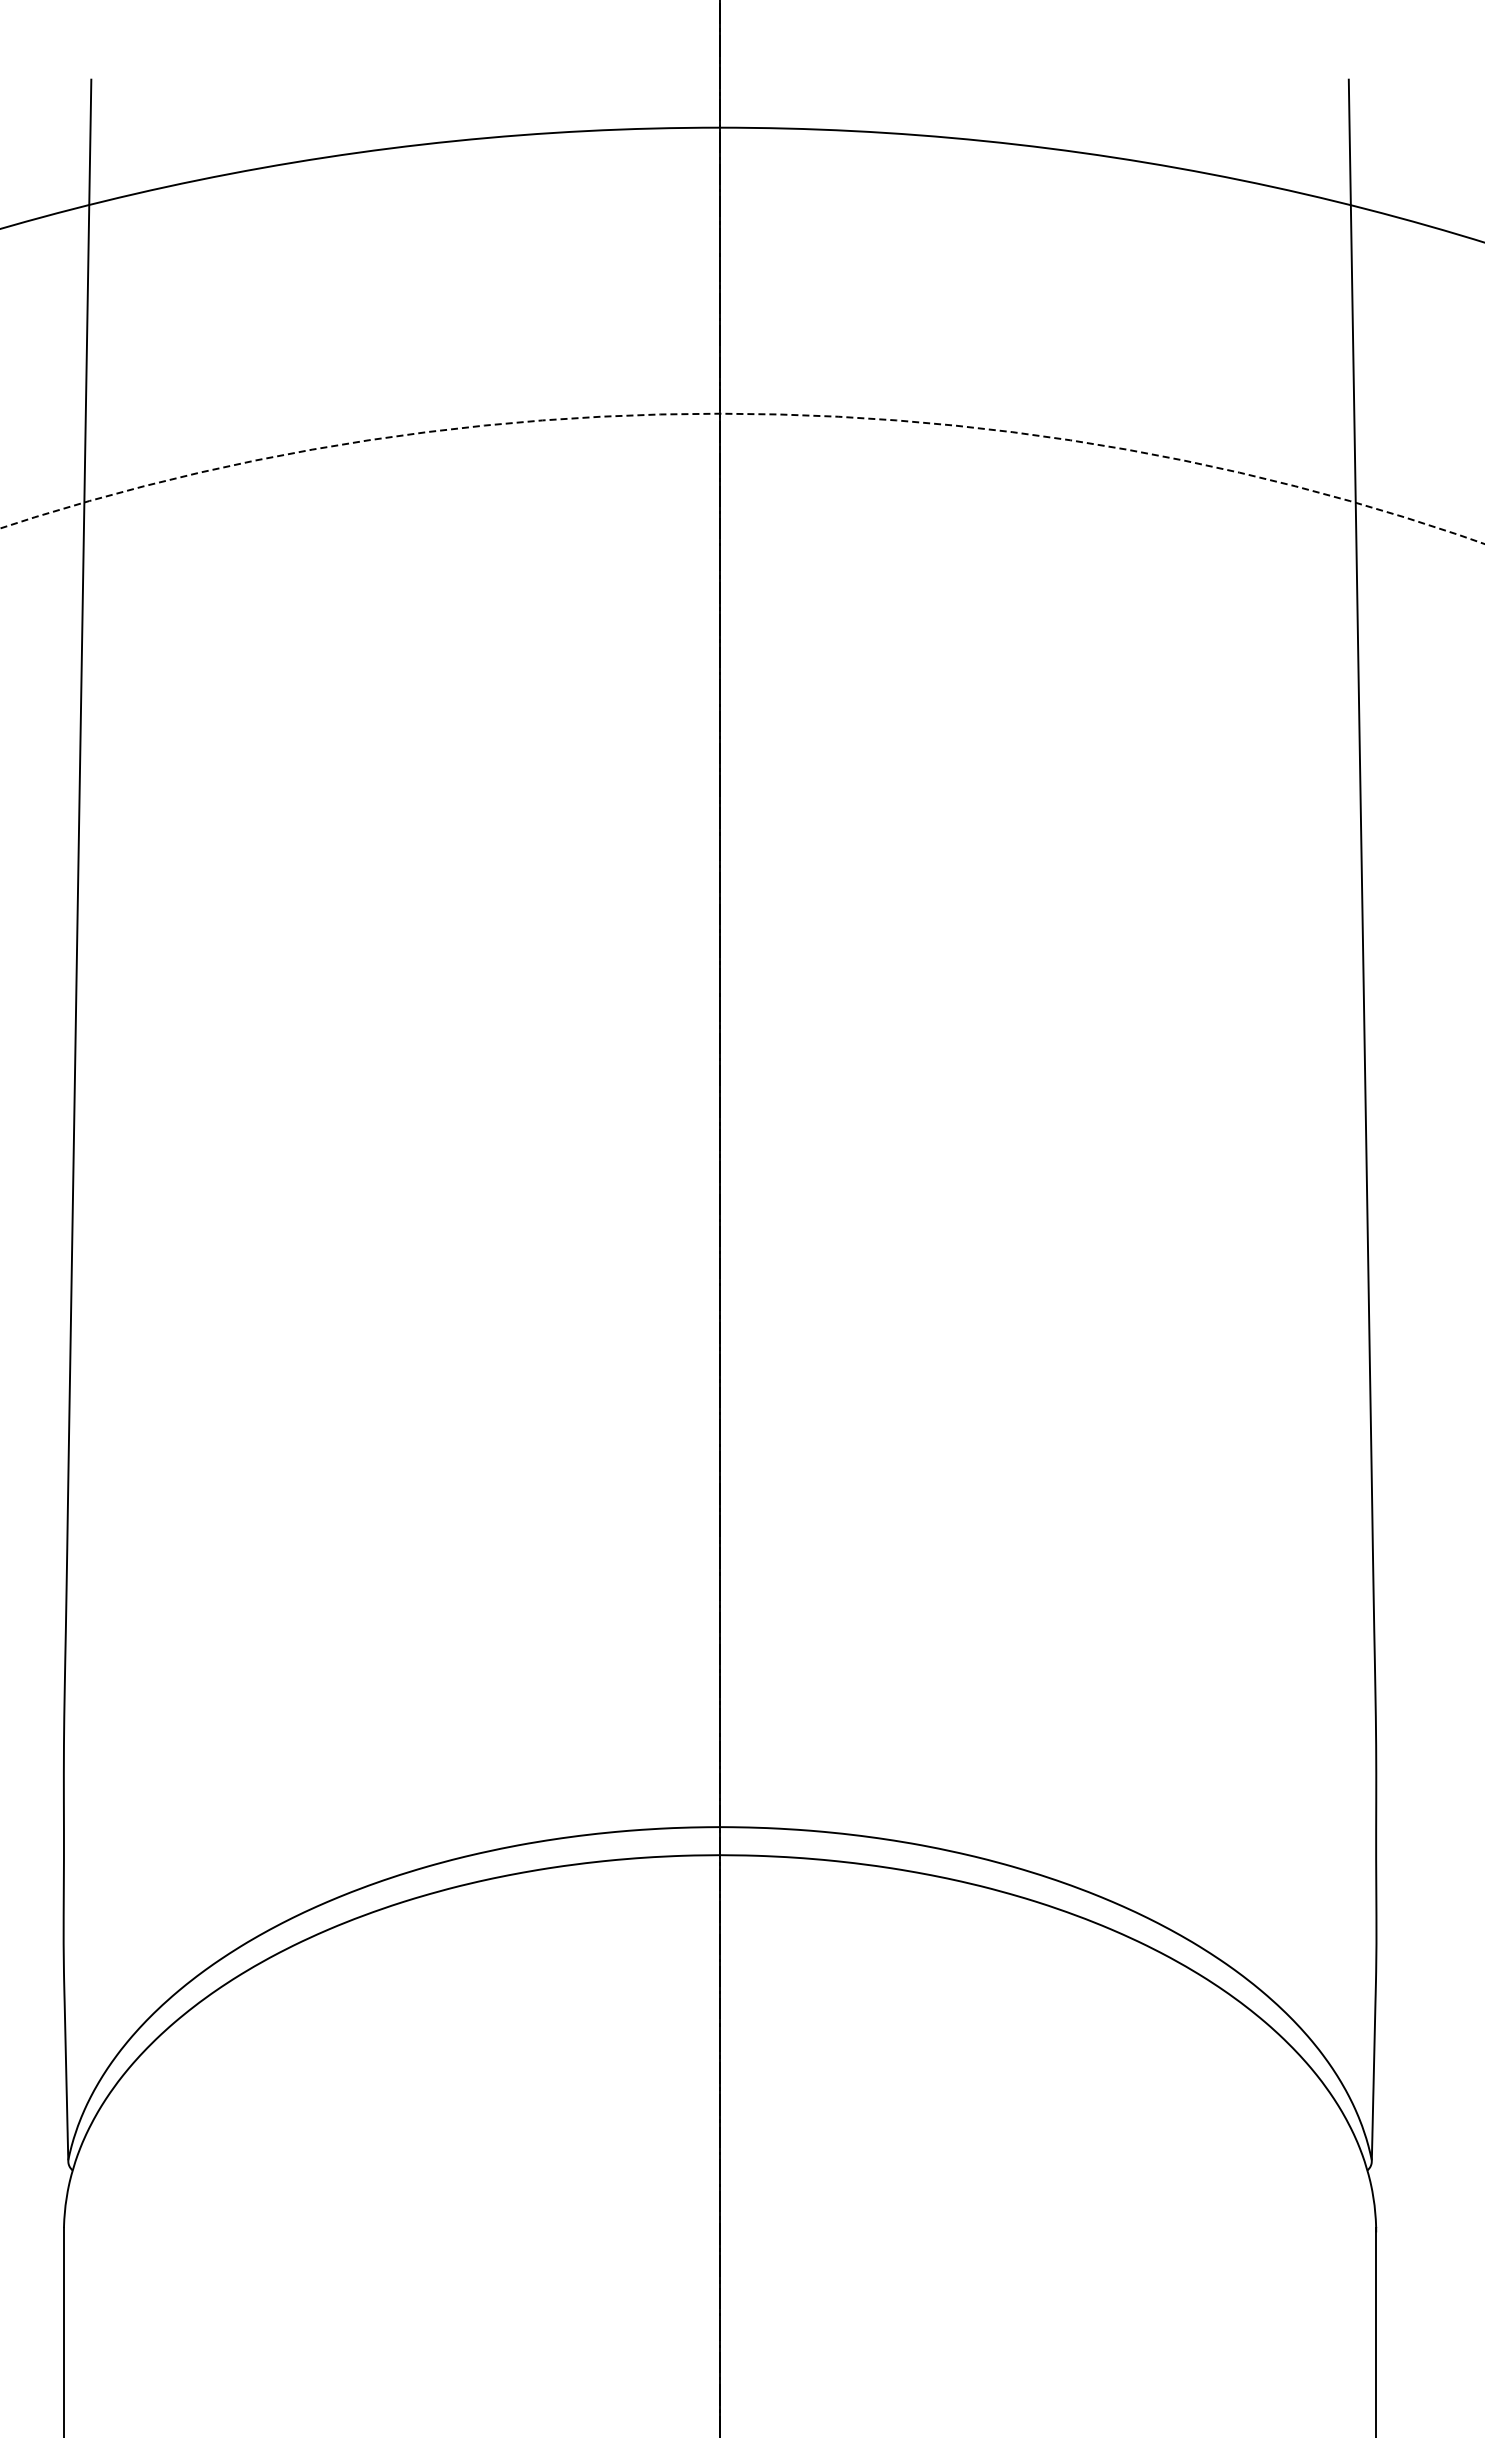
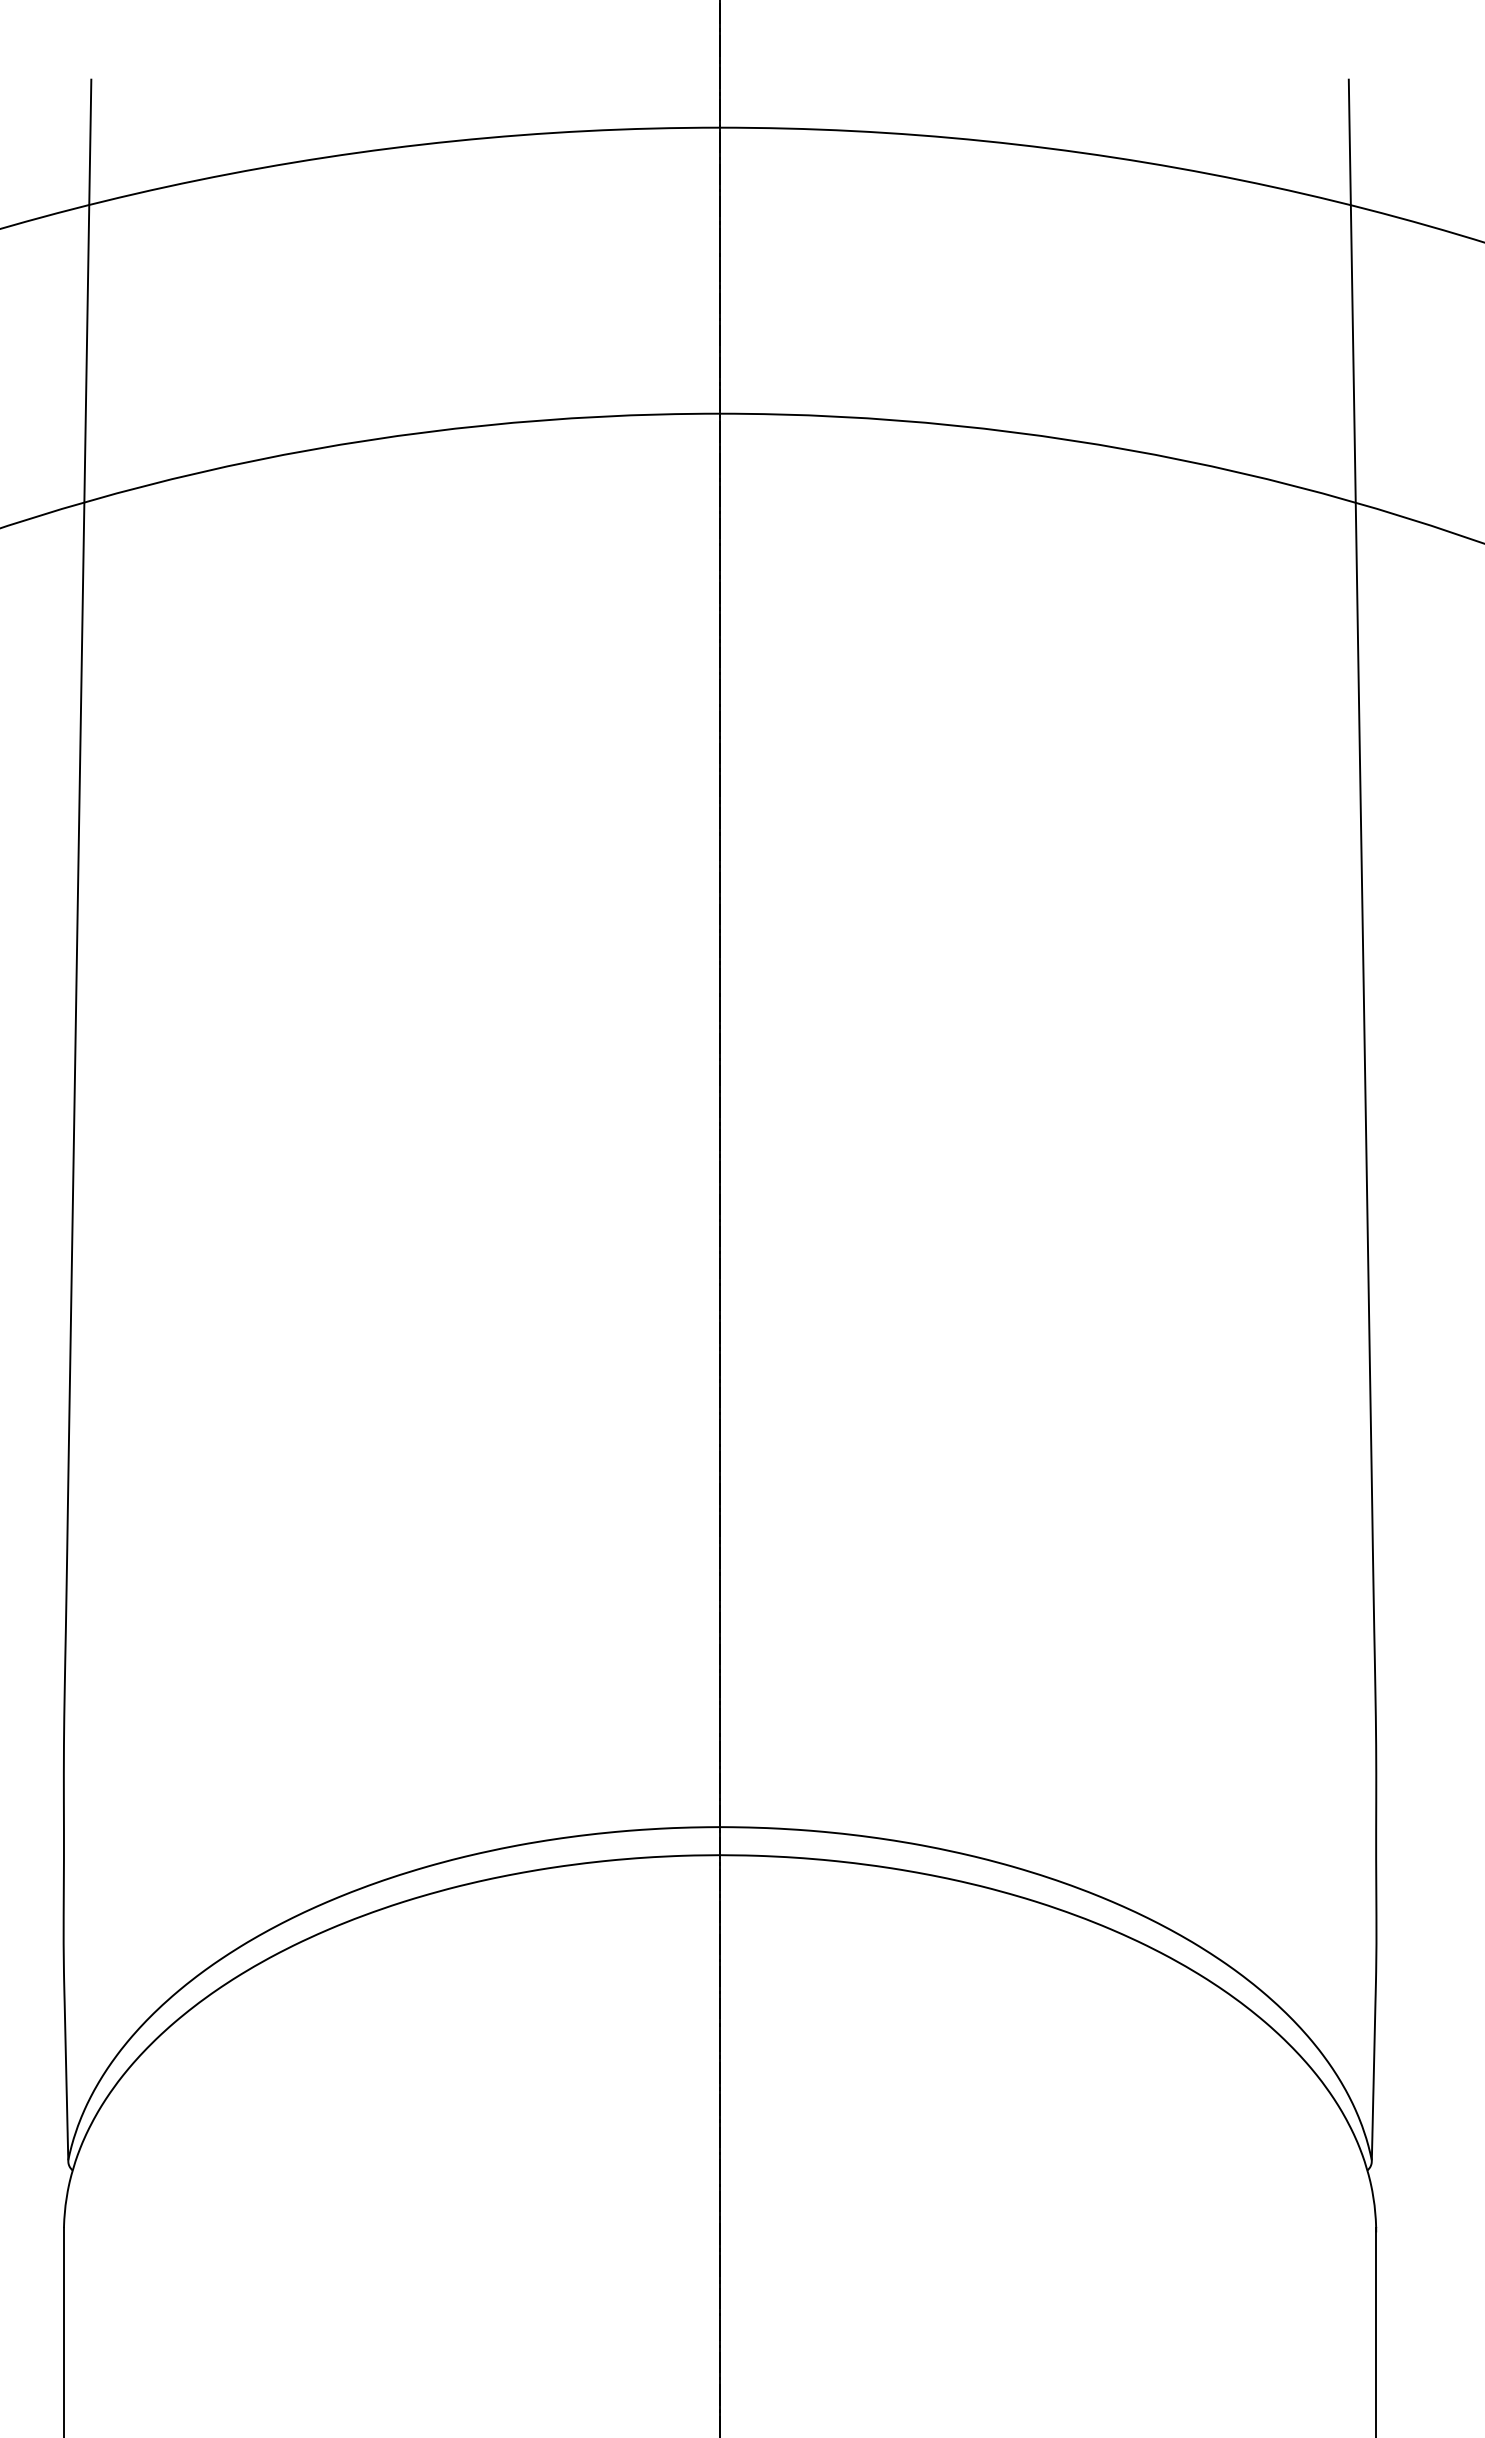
circle: dashed -> solid (742, 478)
